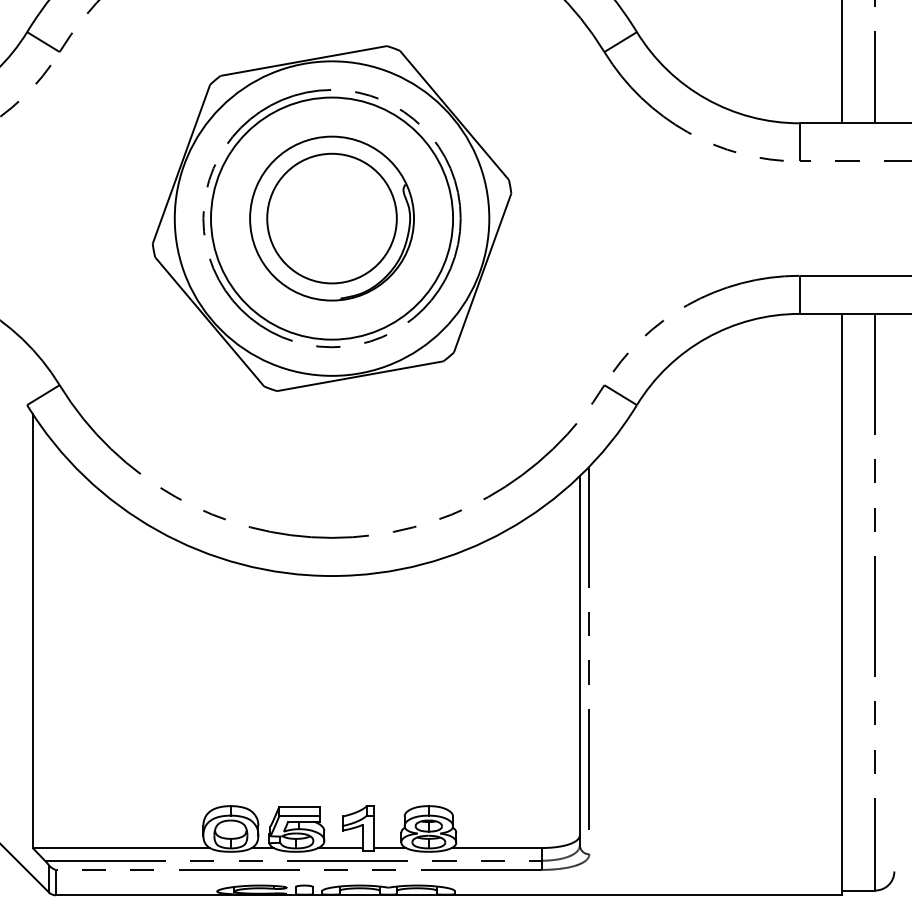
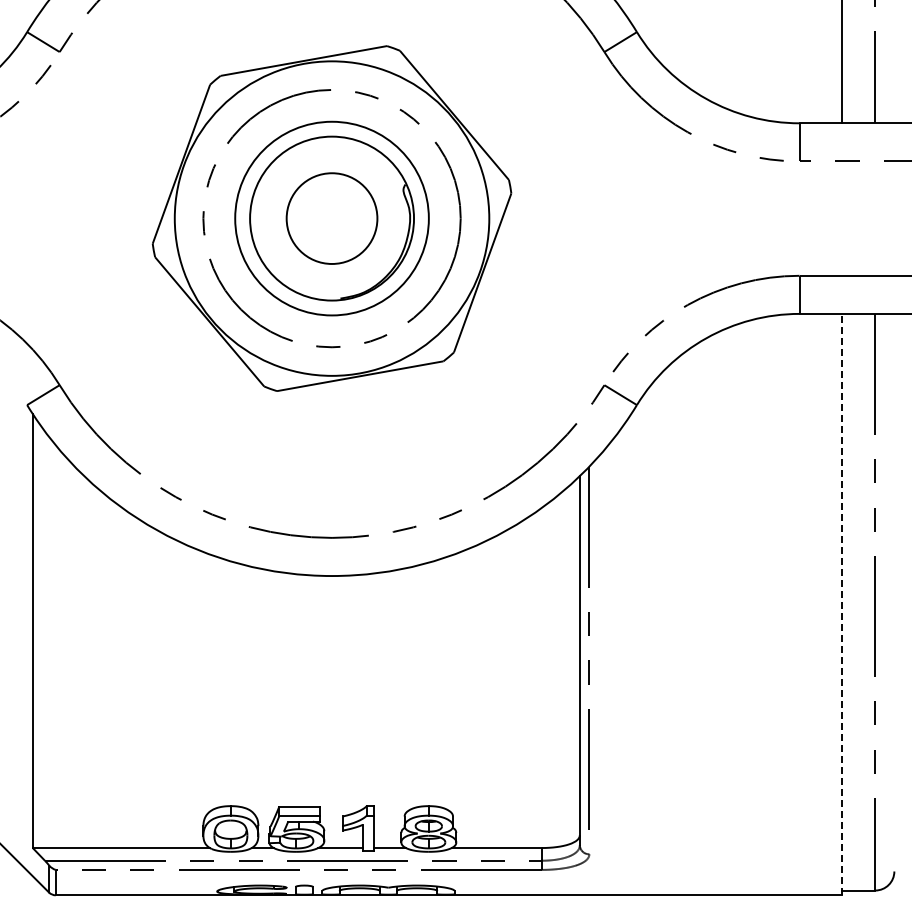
circle diameter: 130 px -> 91 px (331, 218)
circle diameter: 242 px -> 194 px (331, 218)
line: solid -> dashed (841, 604)
